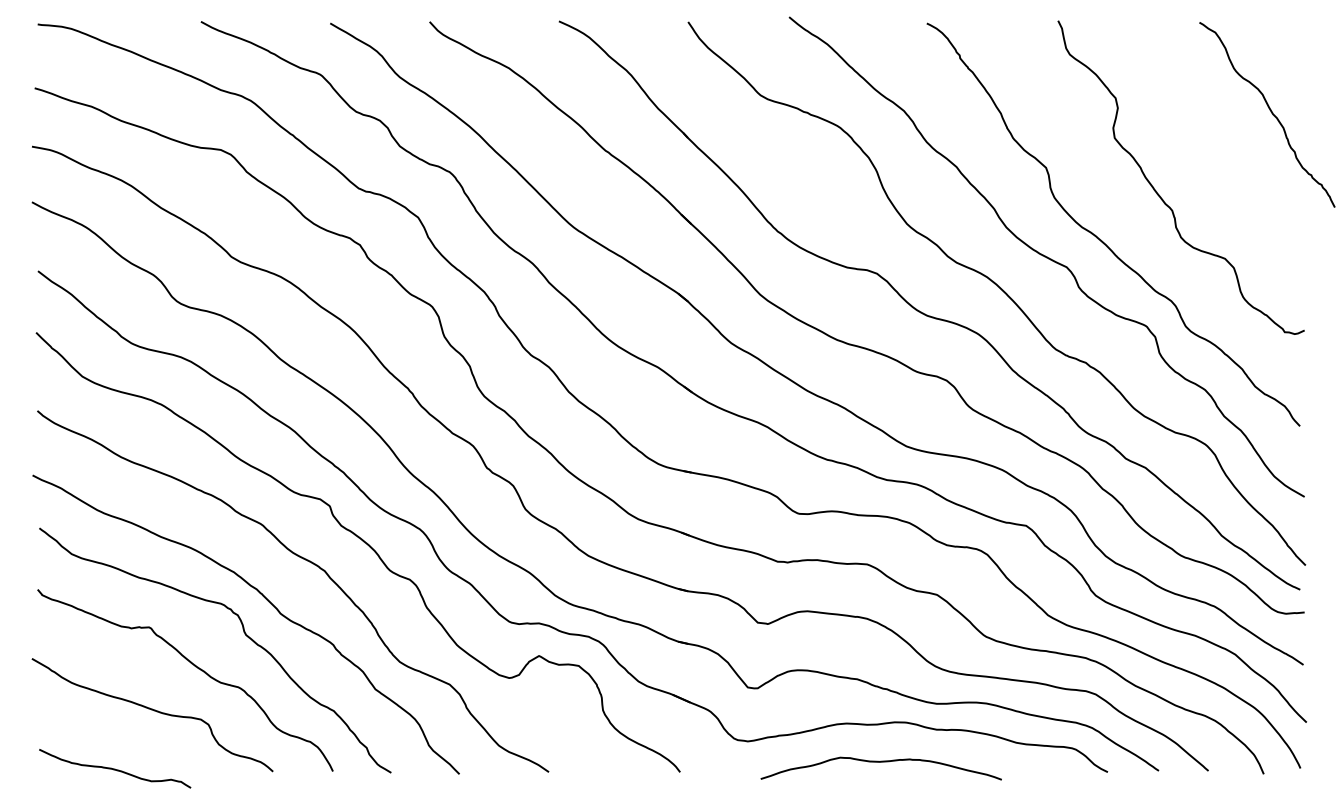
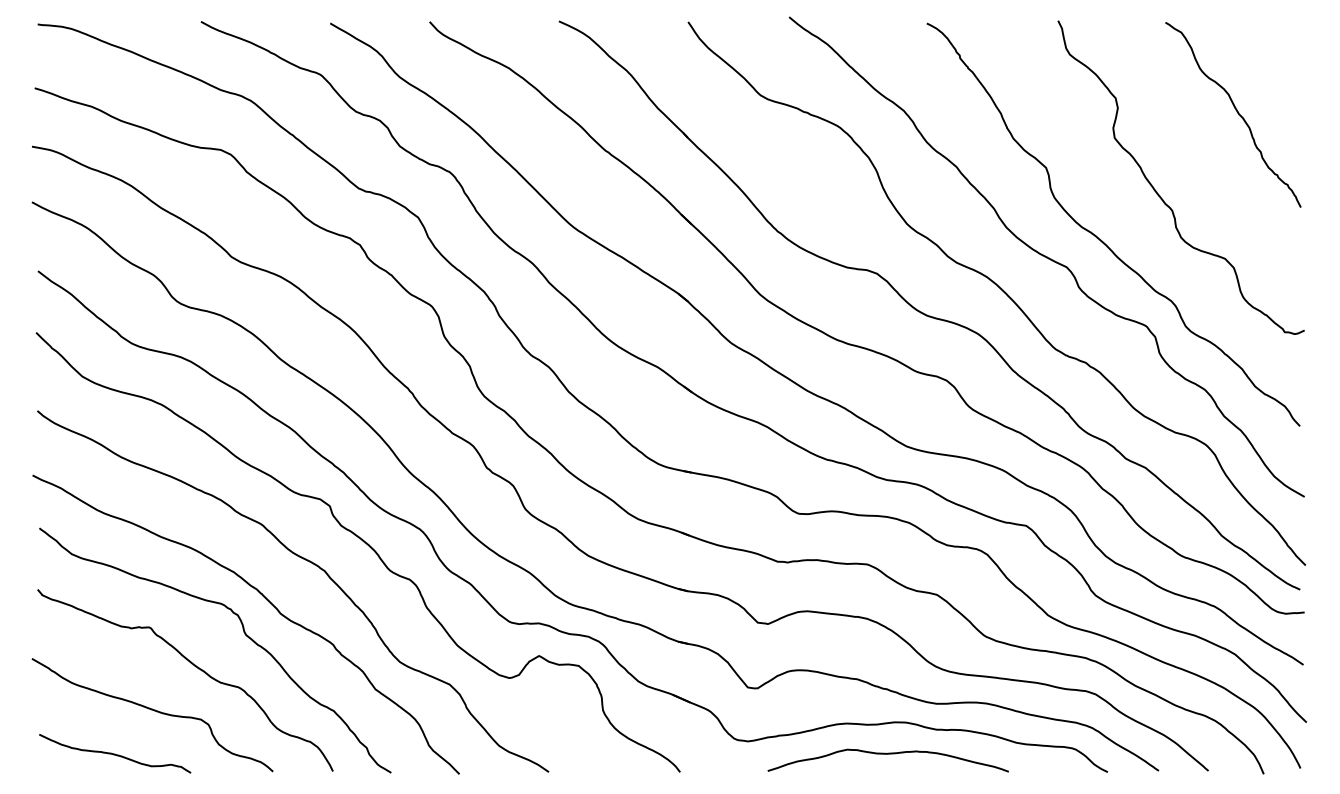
curve position: (1270, 112) -> (1236, 112) (1236, 112)
curve position: (880, 762) -> (887, 754) (887, 754)
curve position: (115, 768) -> (115, 753) (115, 753)
